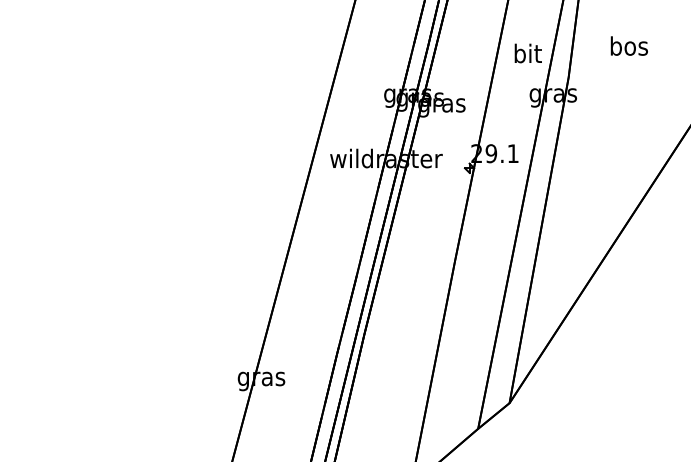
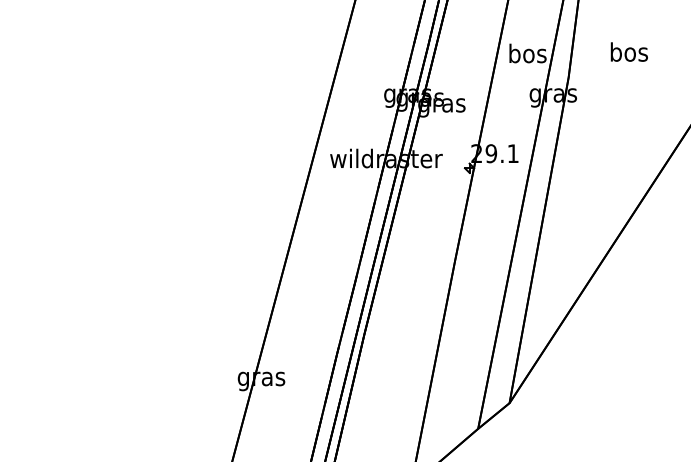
text position: (628, 45) -> (628, 51) (628, 51)
text: bit -> bos (527, 53)
